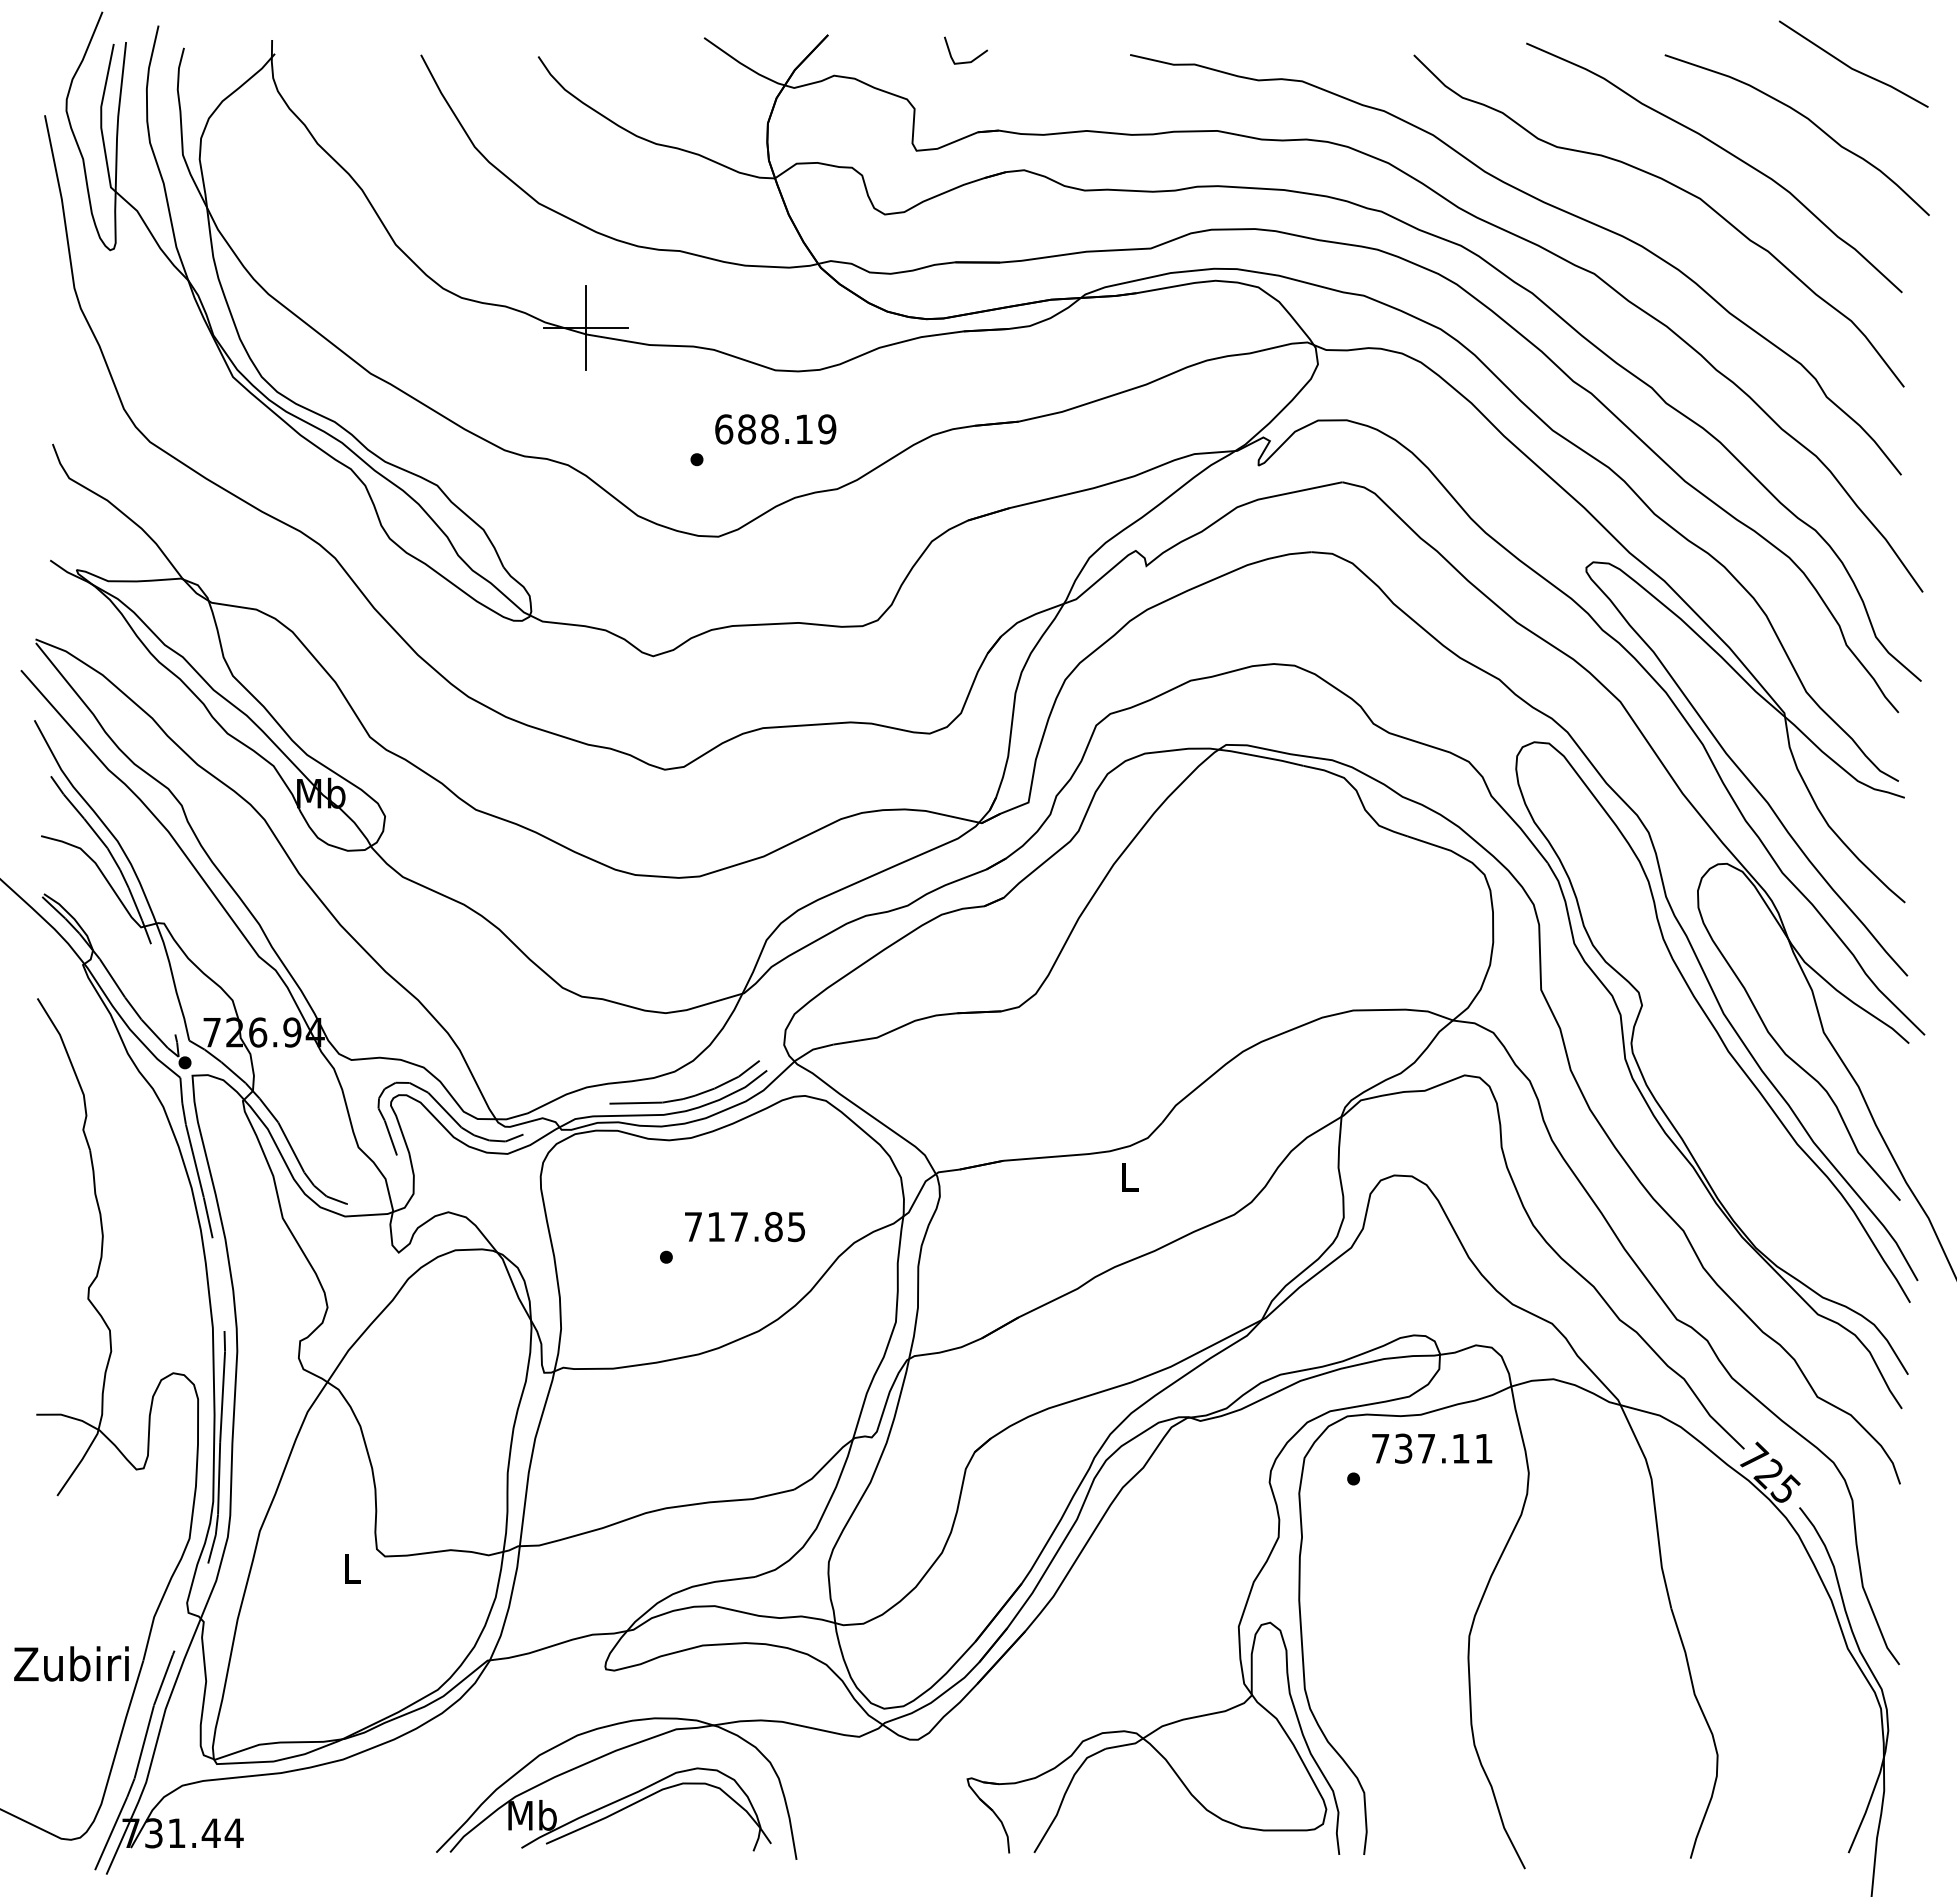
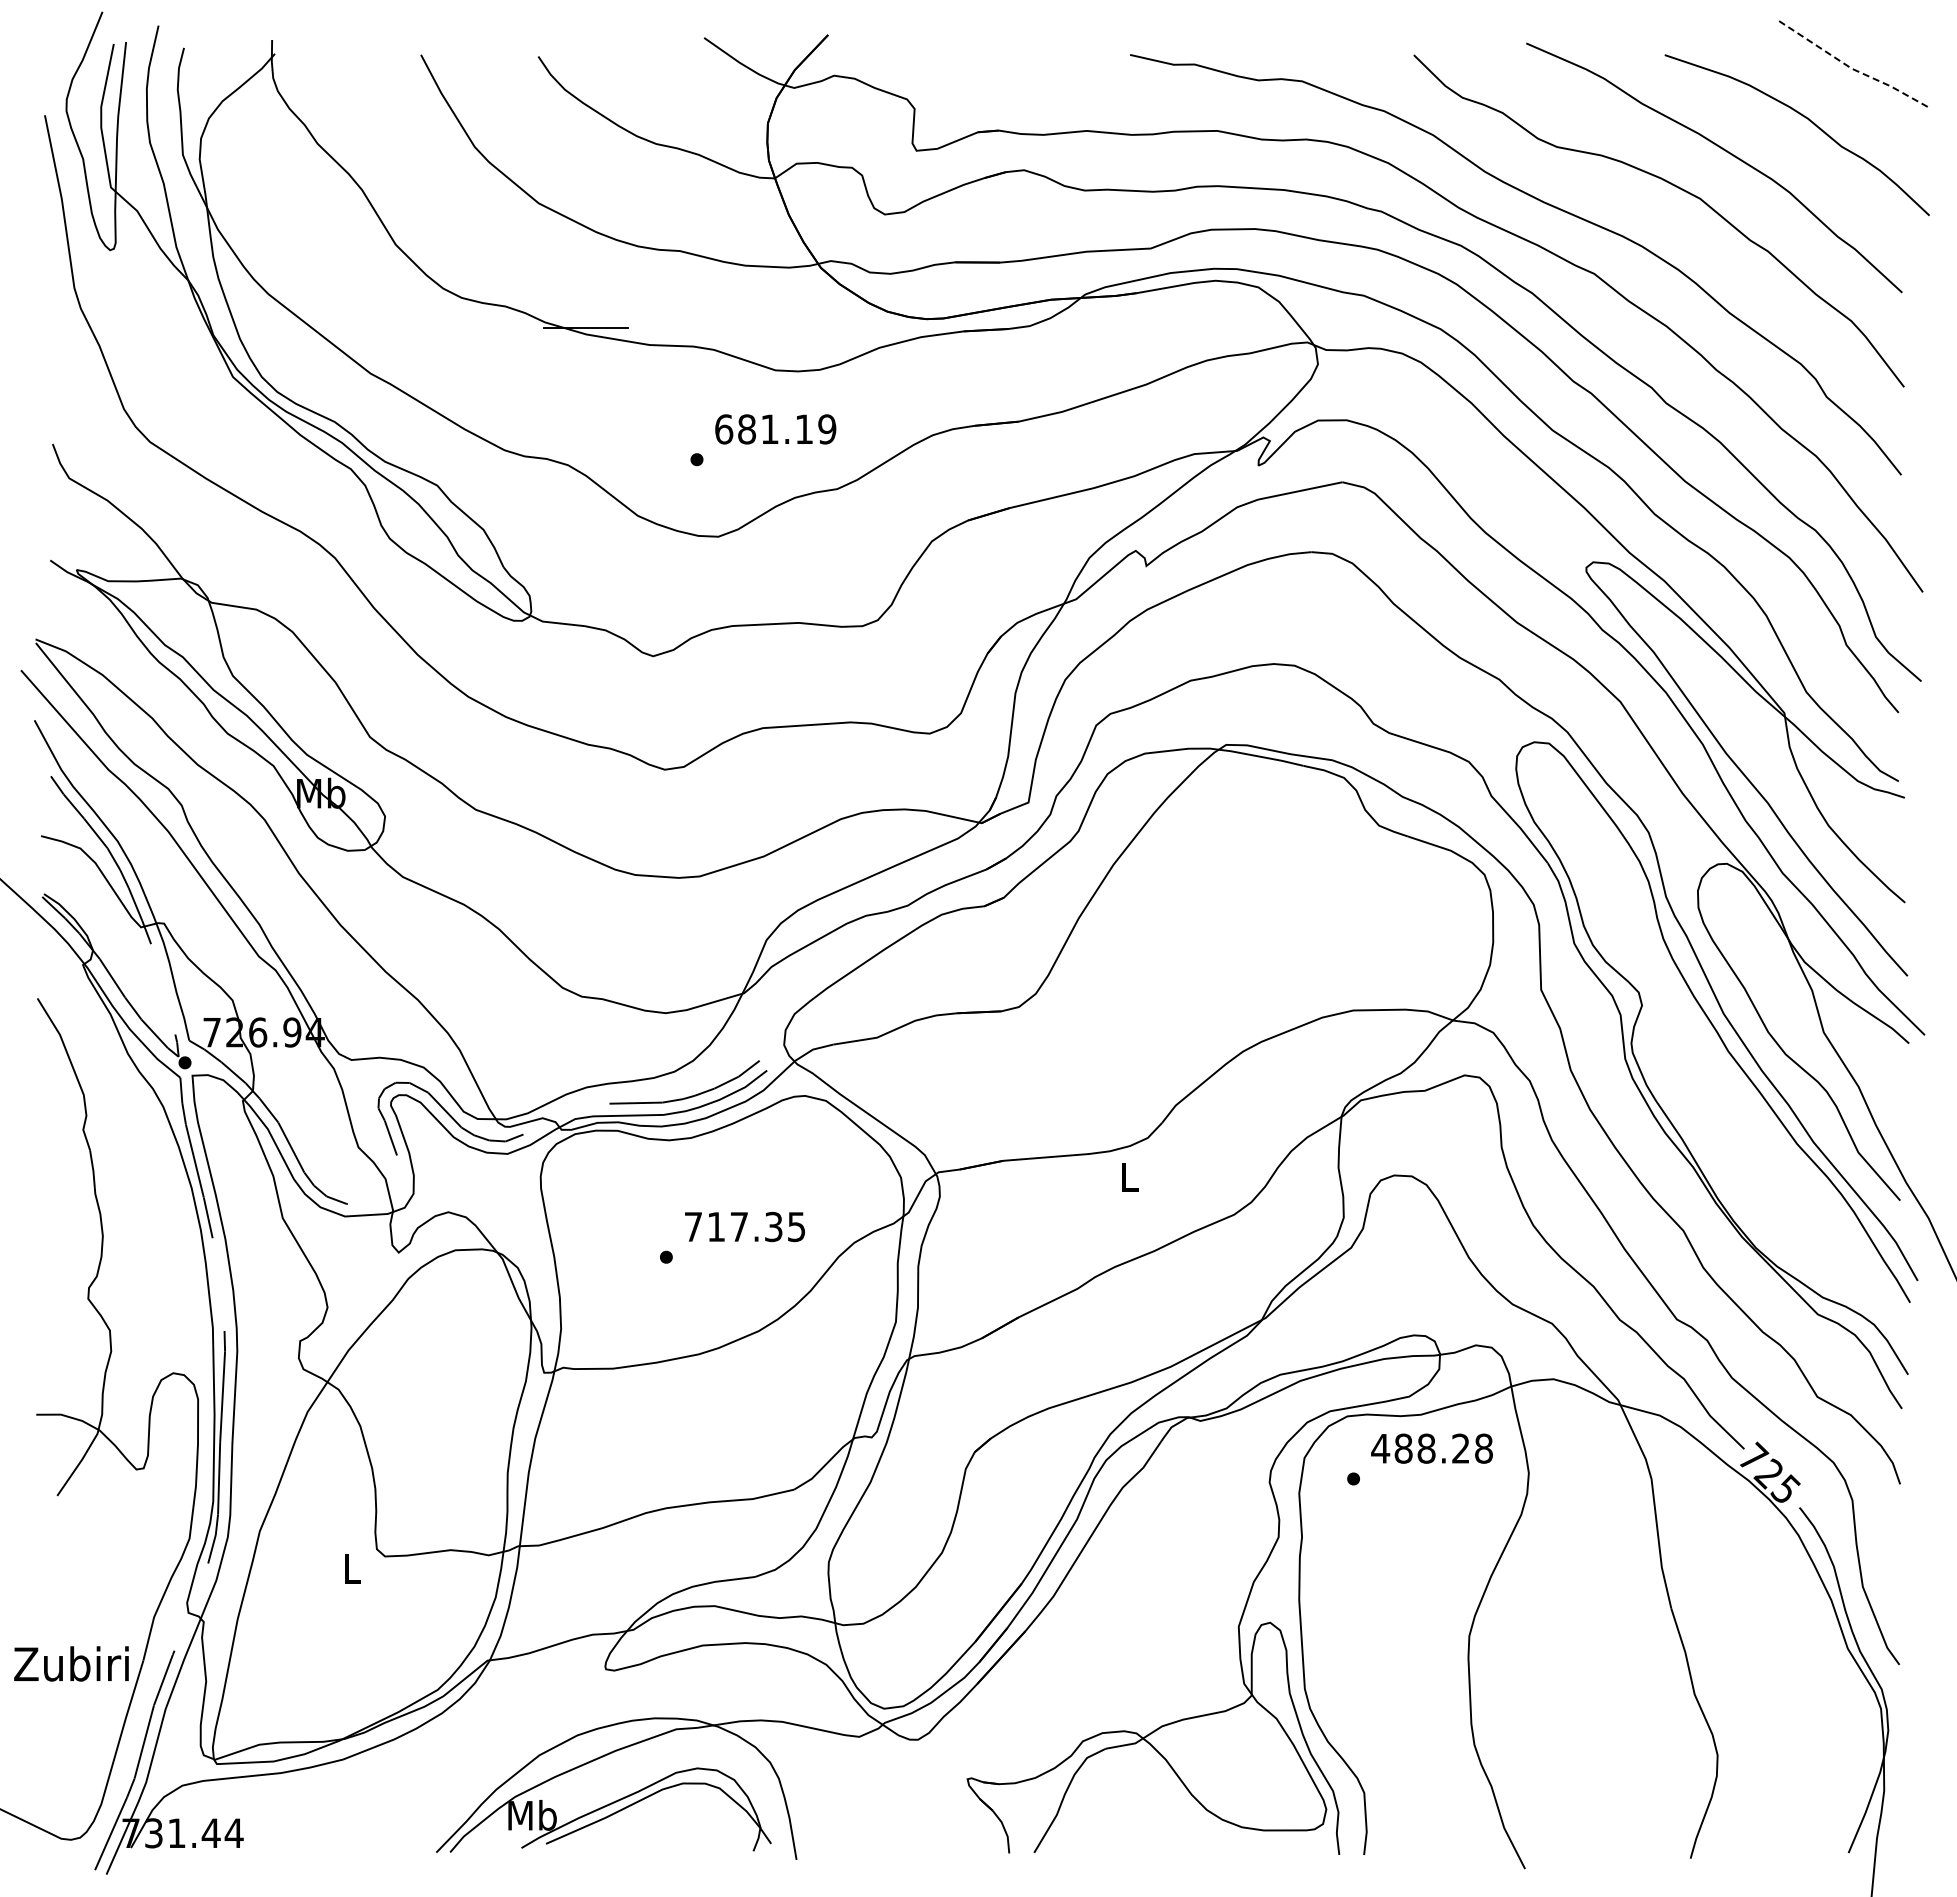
line: present -> none (972, 59)
line: solid -> dashed (1851, 68)
line: present -> none (586, 327)
text: 688.19 -> 681.19 (769, 429)
text: 717.85 -> 717.35 (773, 1227)
text: 737.11 -> 488.28 (1431, 1448)
